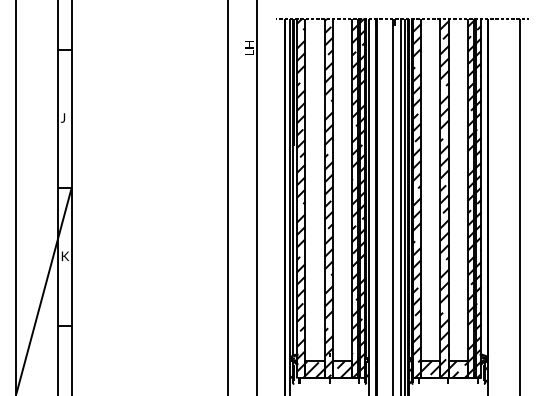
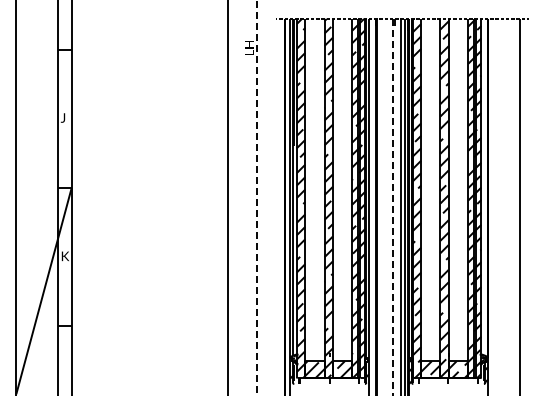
line: solid -> dashed (256, 197)
line: solid -> dashed (392, 207)
